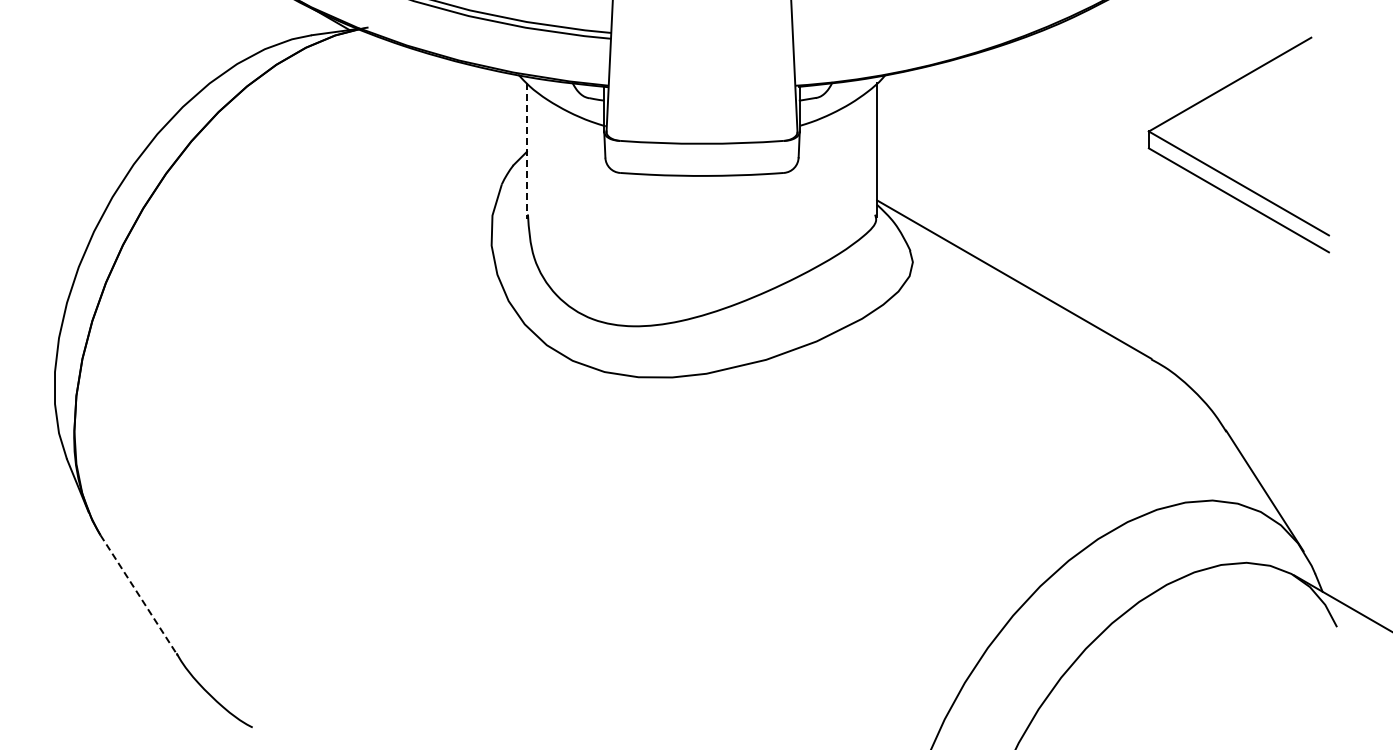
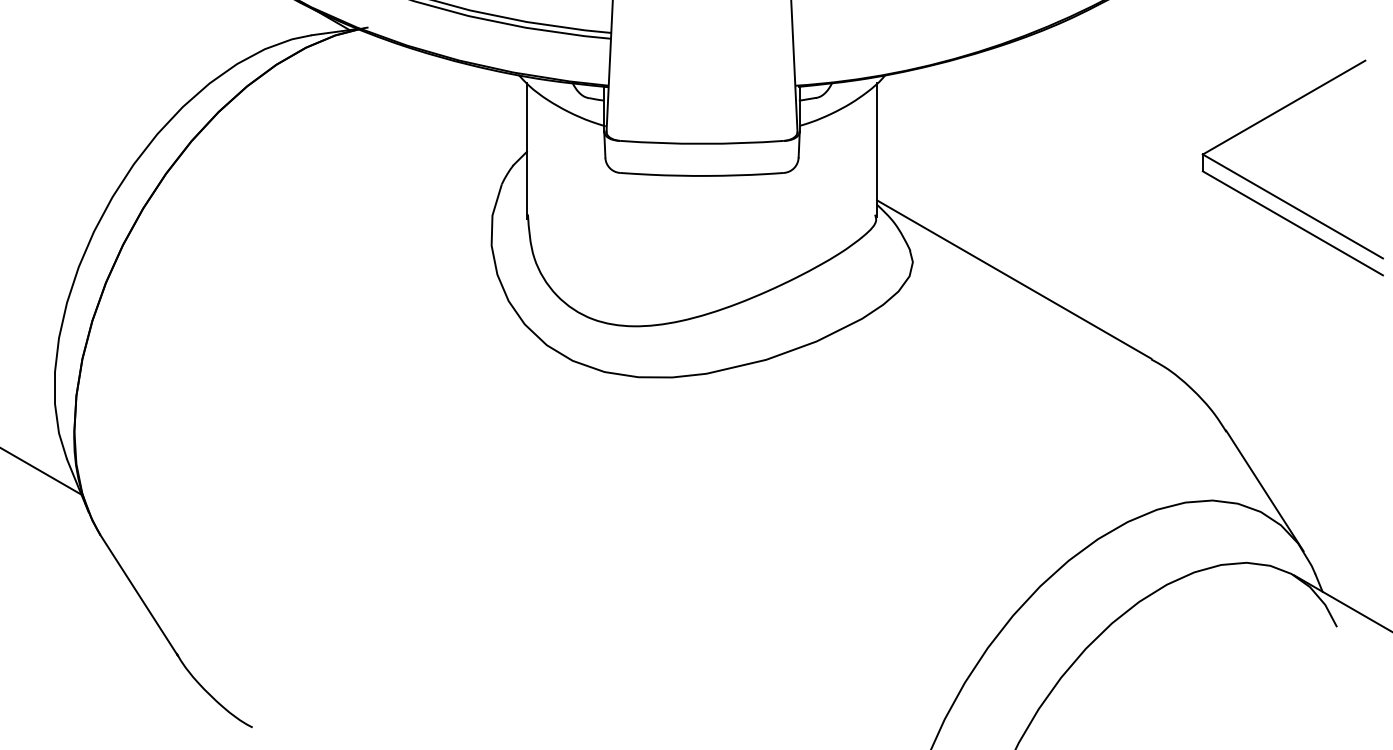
line: dashed -> solid (526, 151)
part position: (1222, 172) -> (1276, 195) (1276, 195)
line: none -> present (41, 471)
line: dashed -> solid (139, 595)
